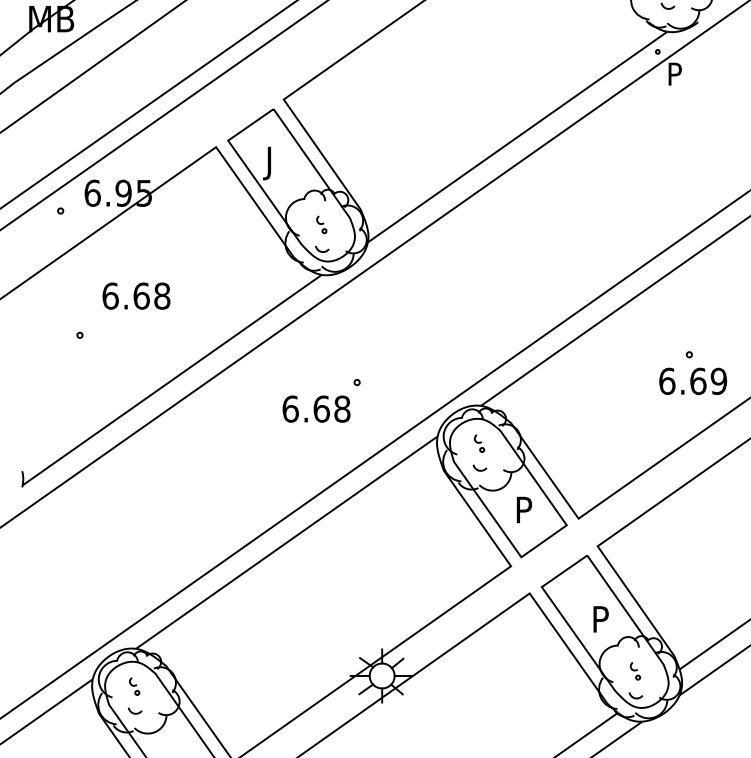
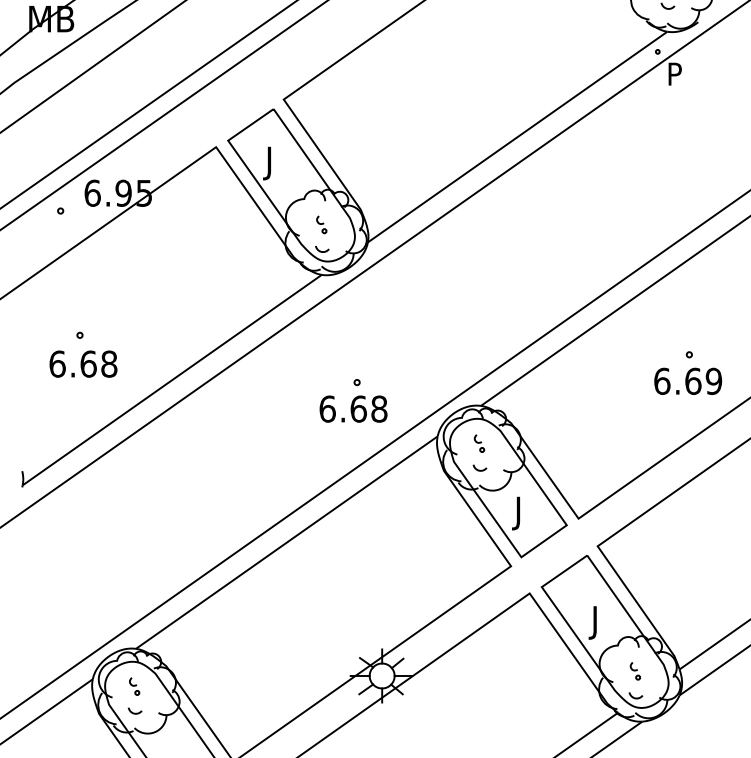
text position: (136, 295) -> (83, 363) (83, 363)
text position: (693, 380) -> (688, 380) (688, 380)
text position: (316, 408) -> (353, 408) (353, 408)
text: P -> J (522, 513)
text: P -> J (598, 622)
